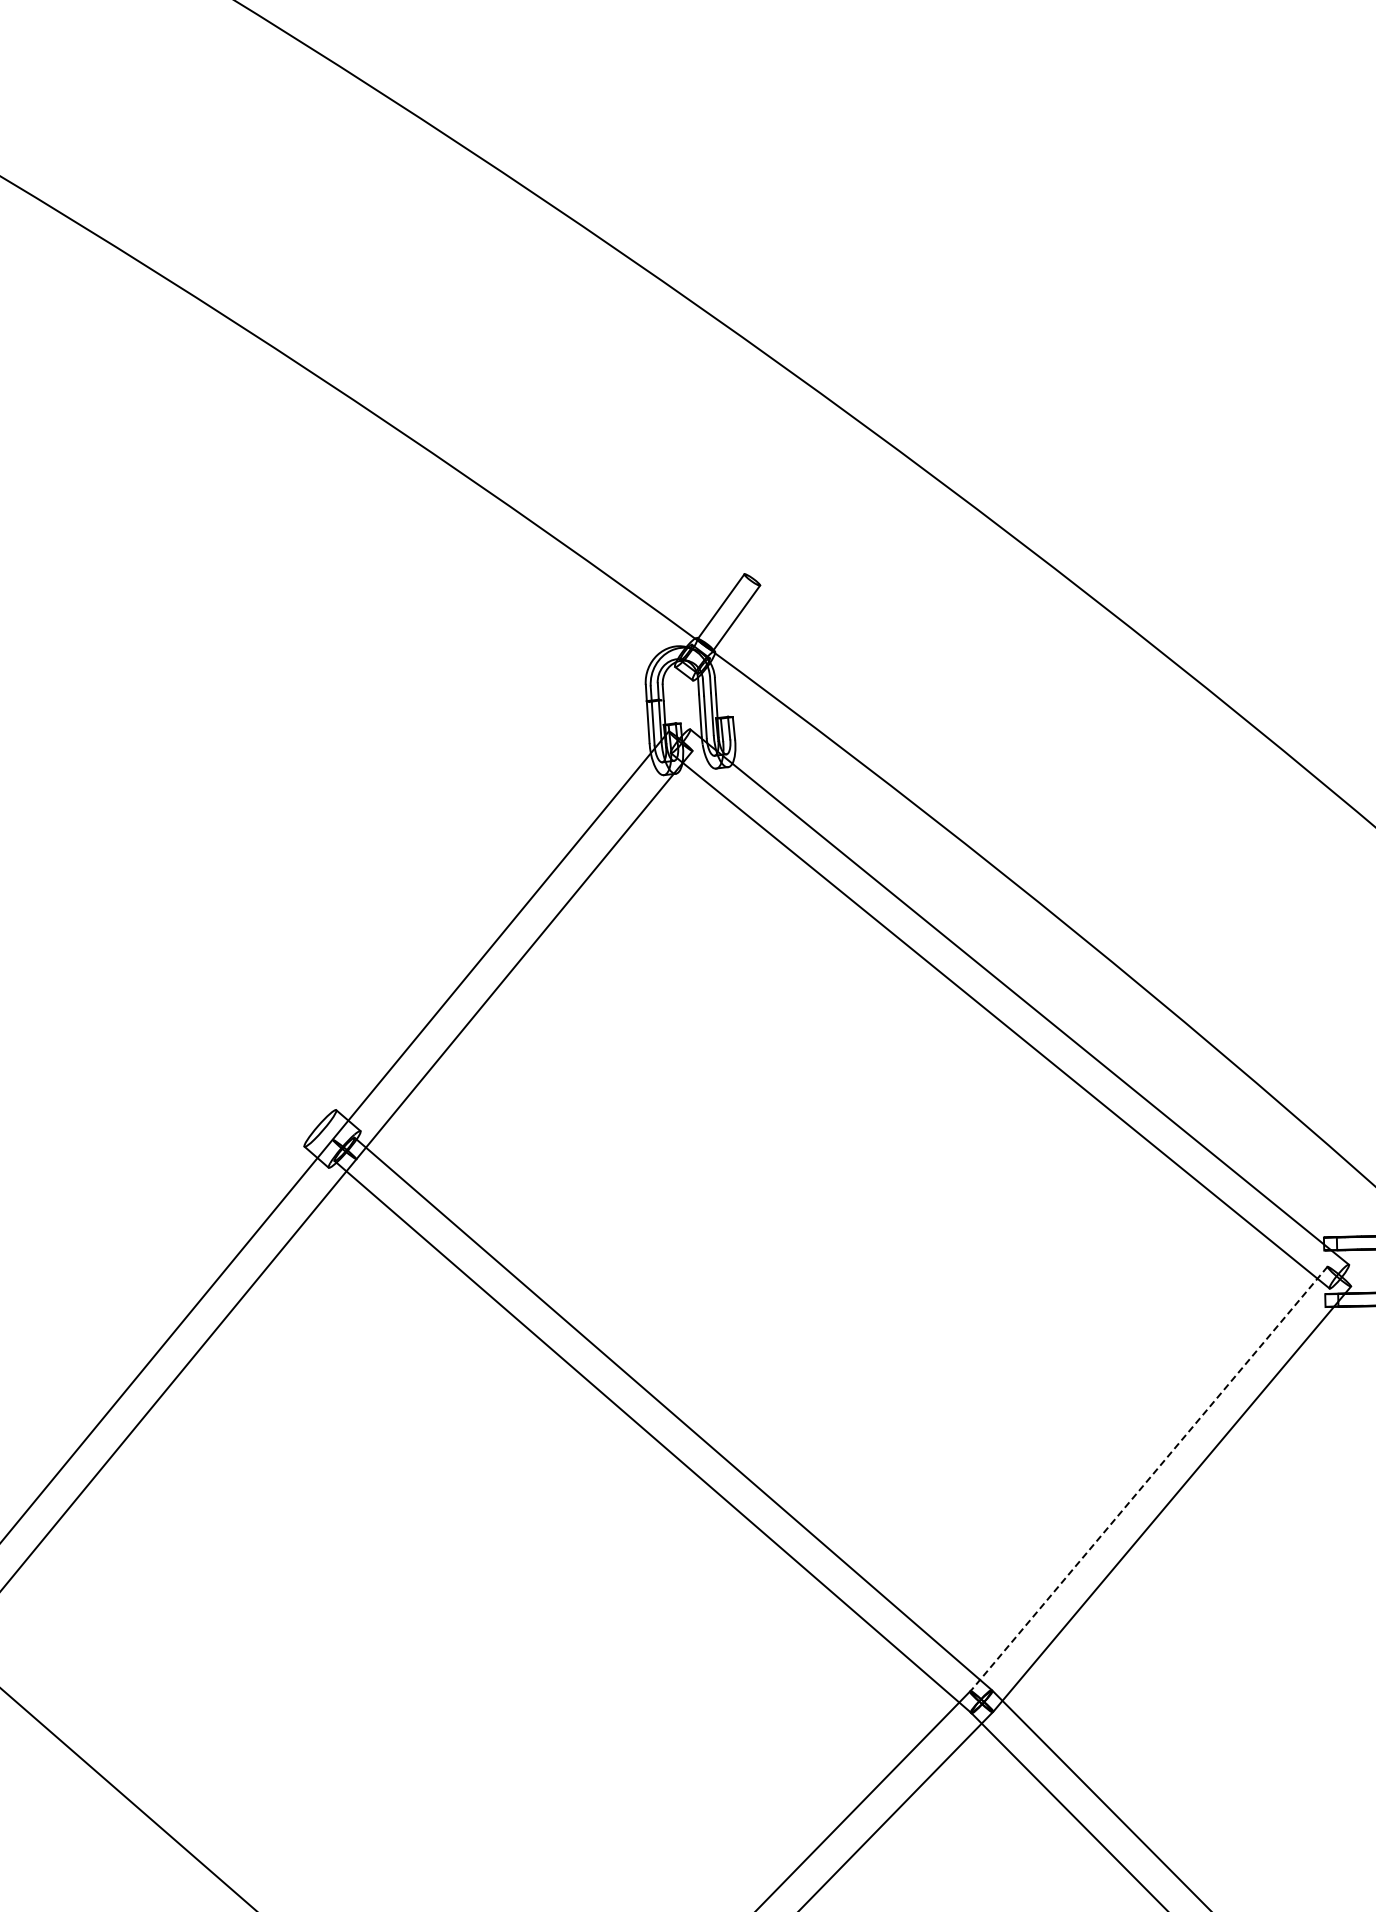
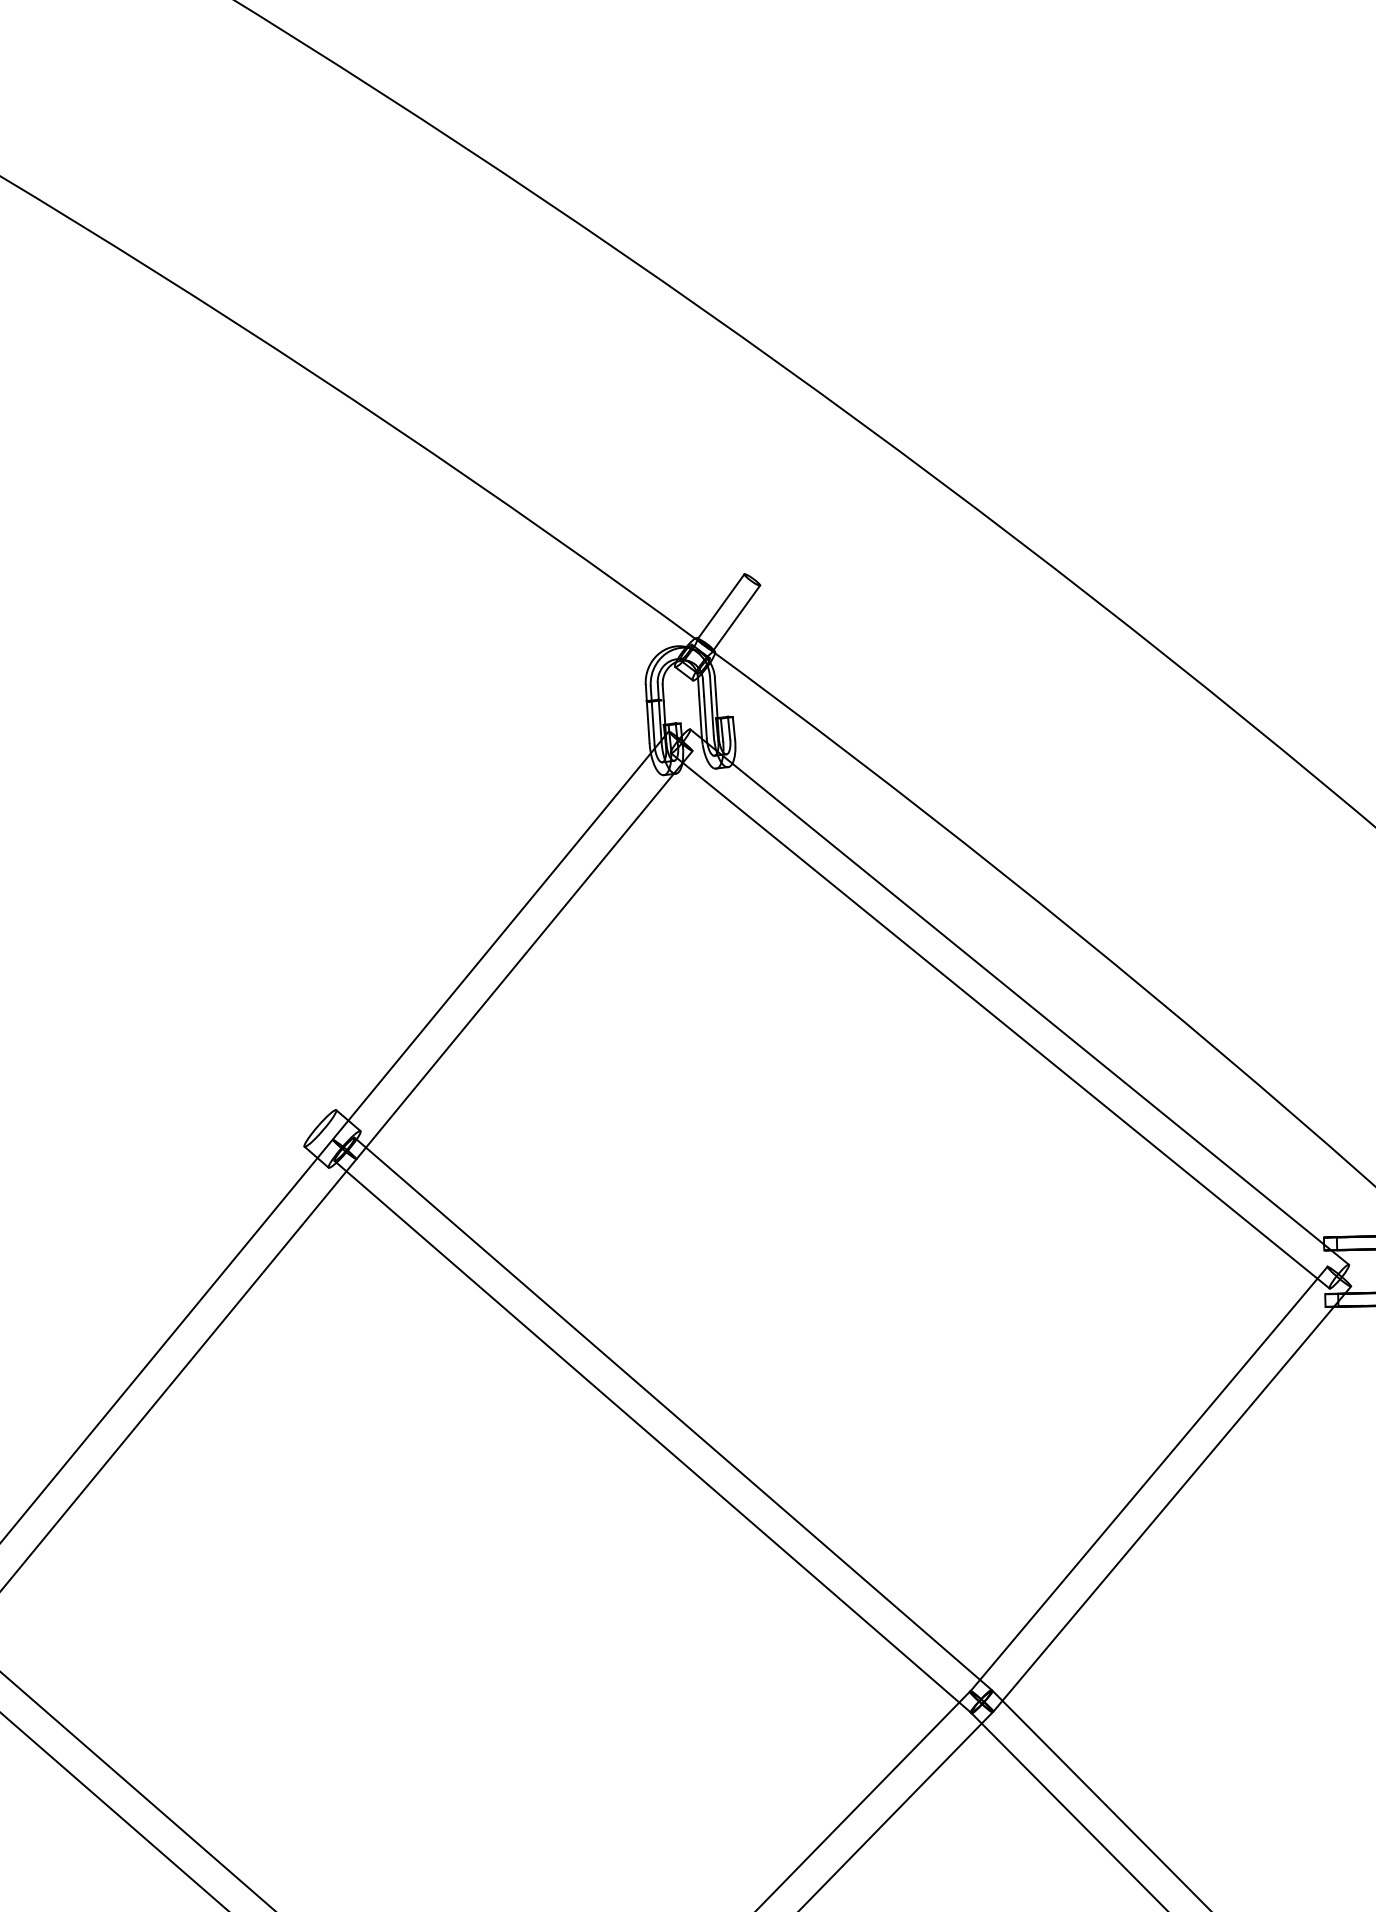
line: dashed -> solid (1148, 1479)
line: none -> present (137, 1790)
line position: (127, 1798) -> (113, 1811) (113, 1811)
